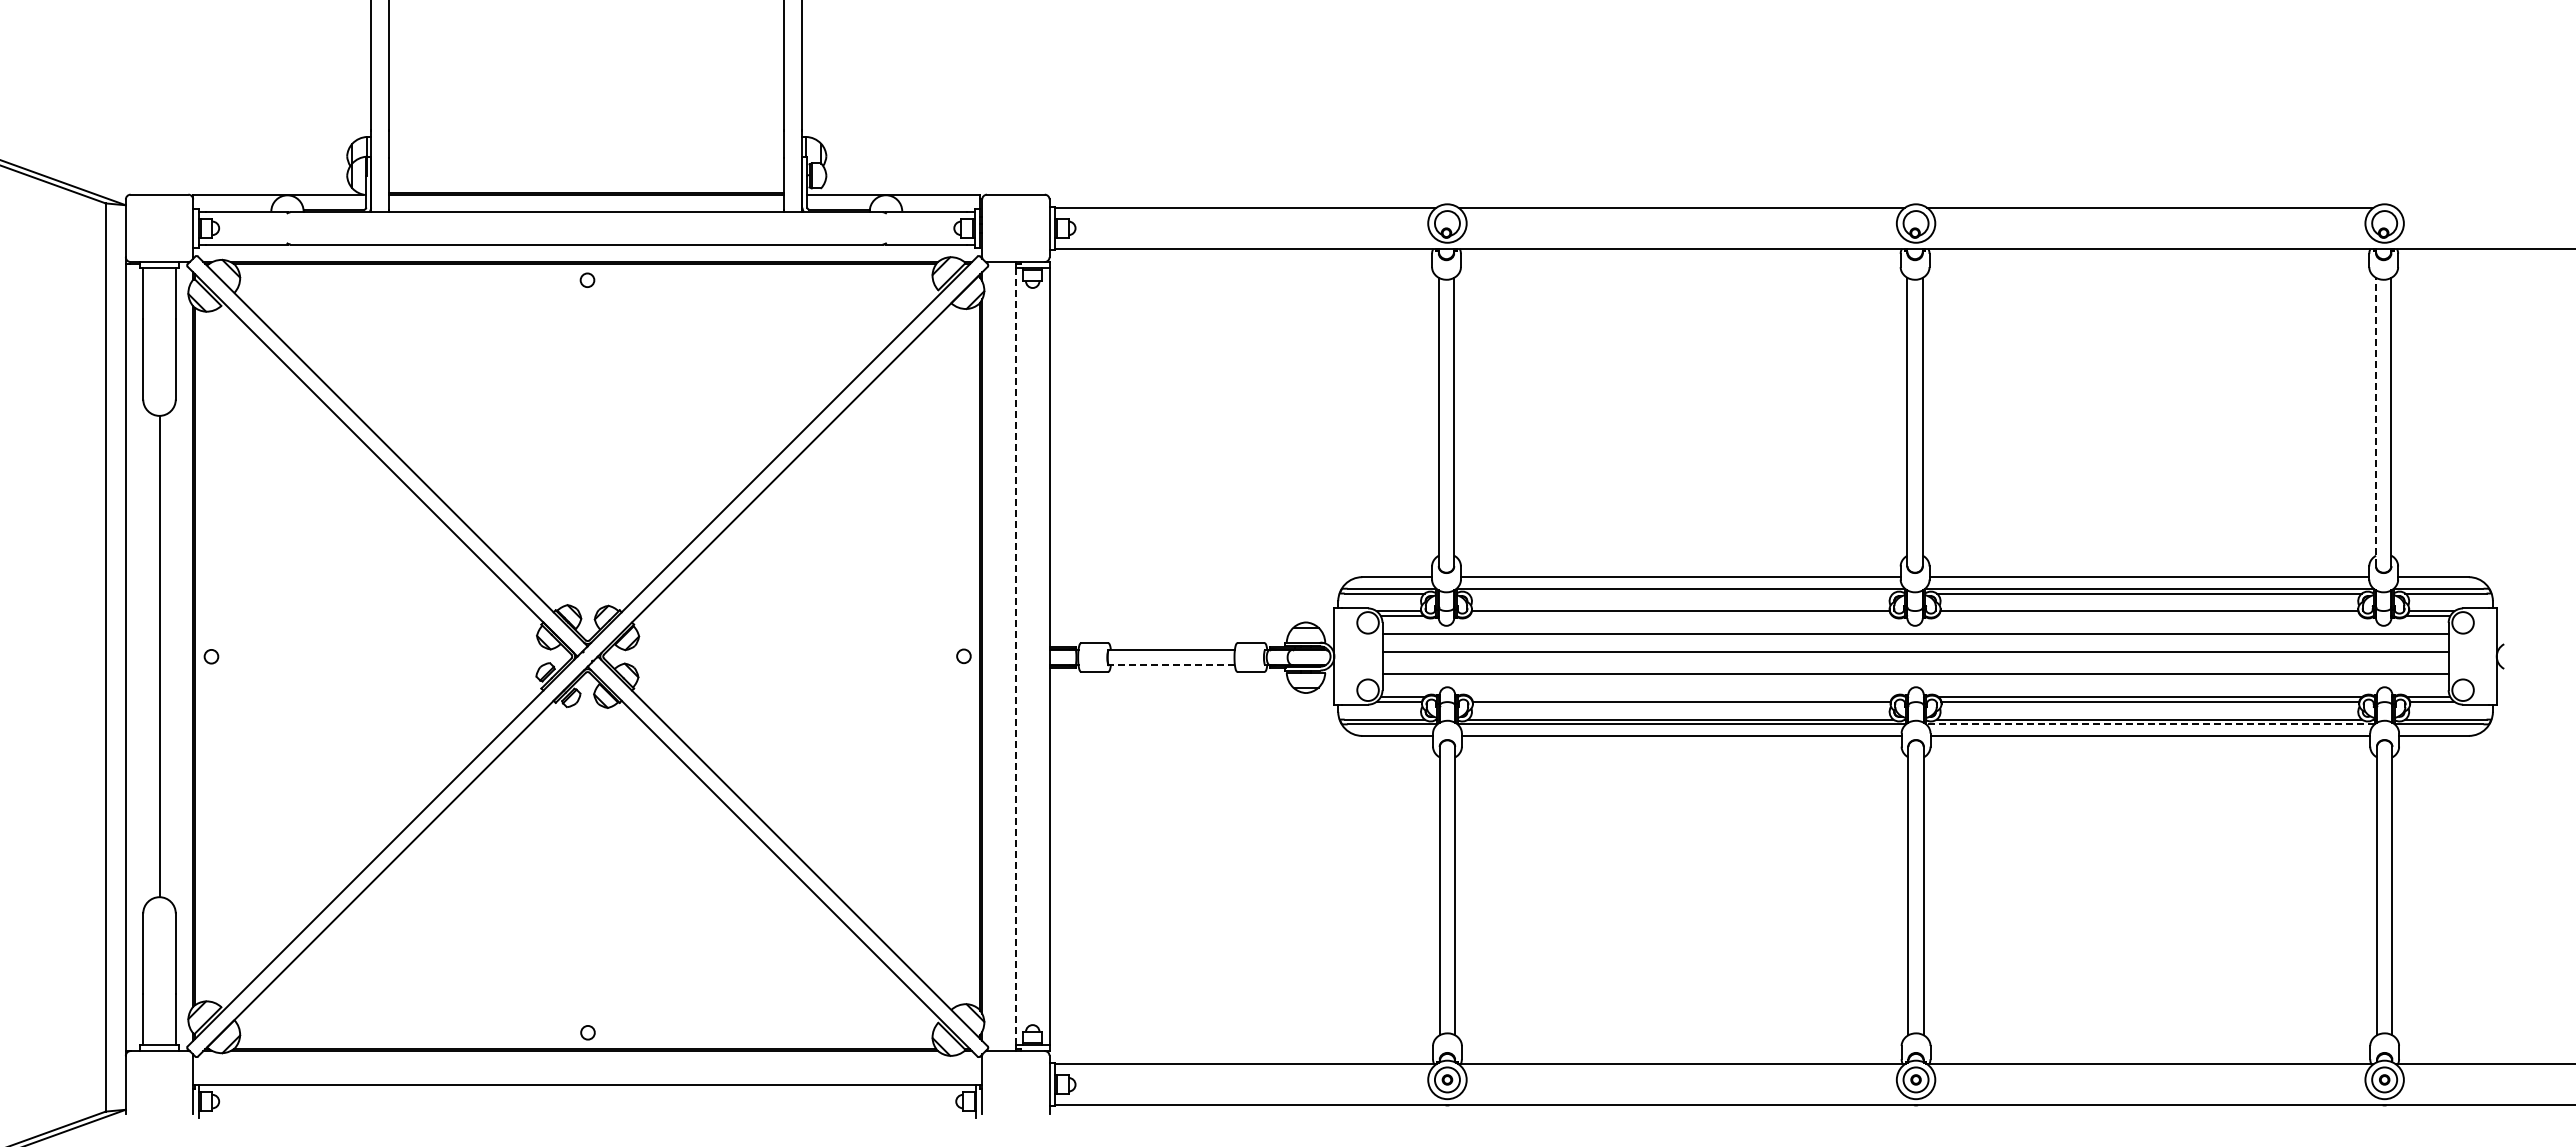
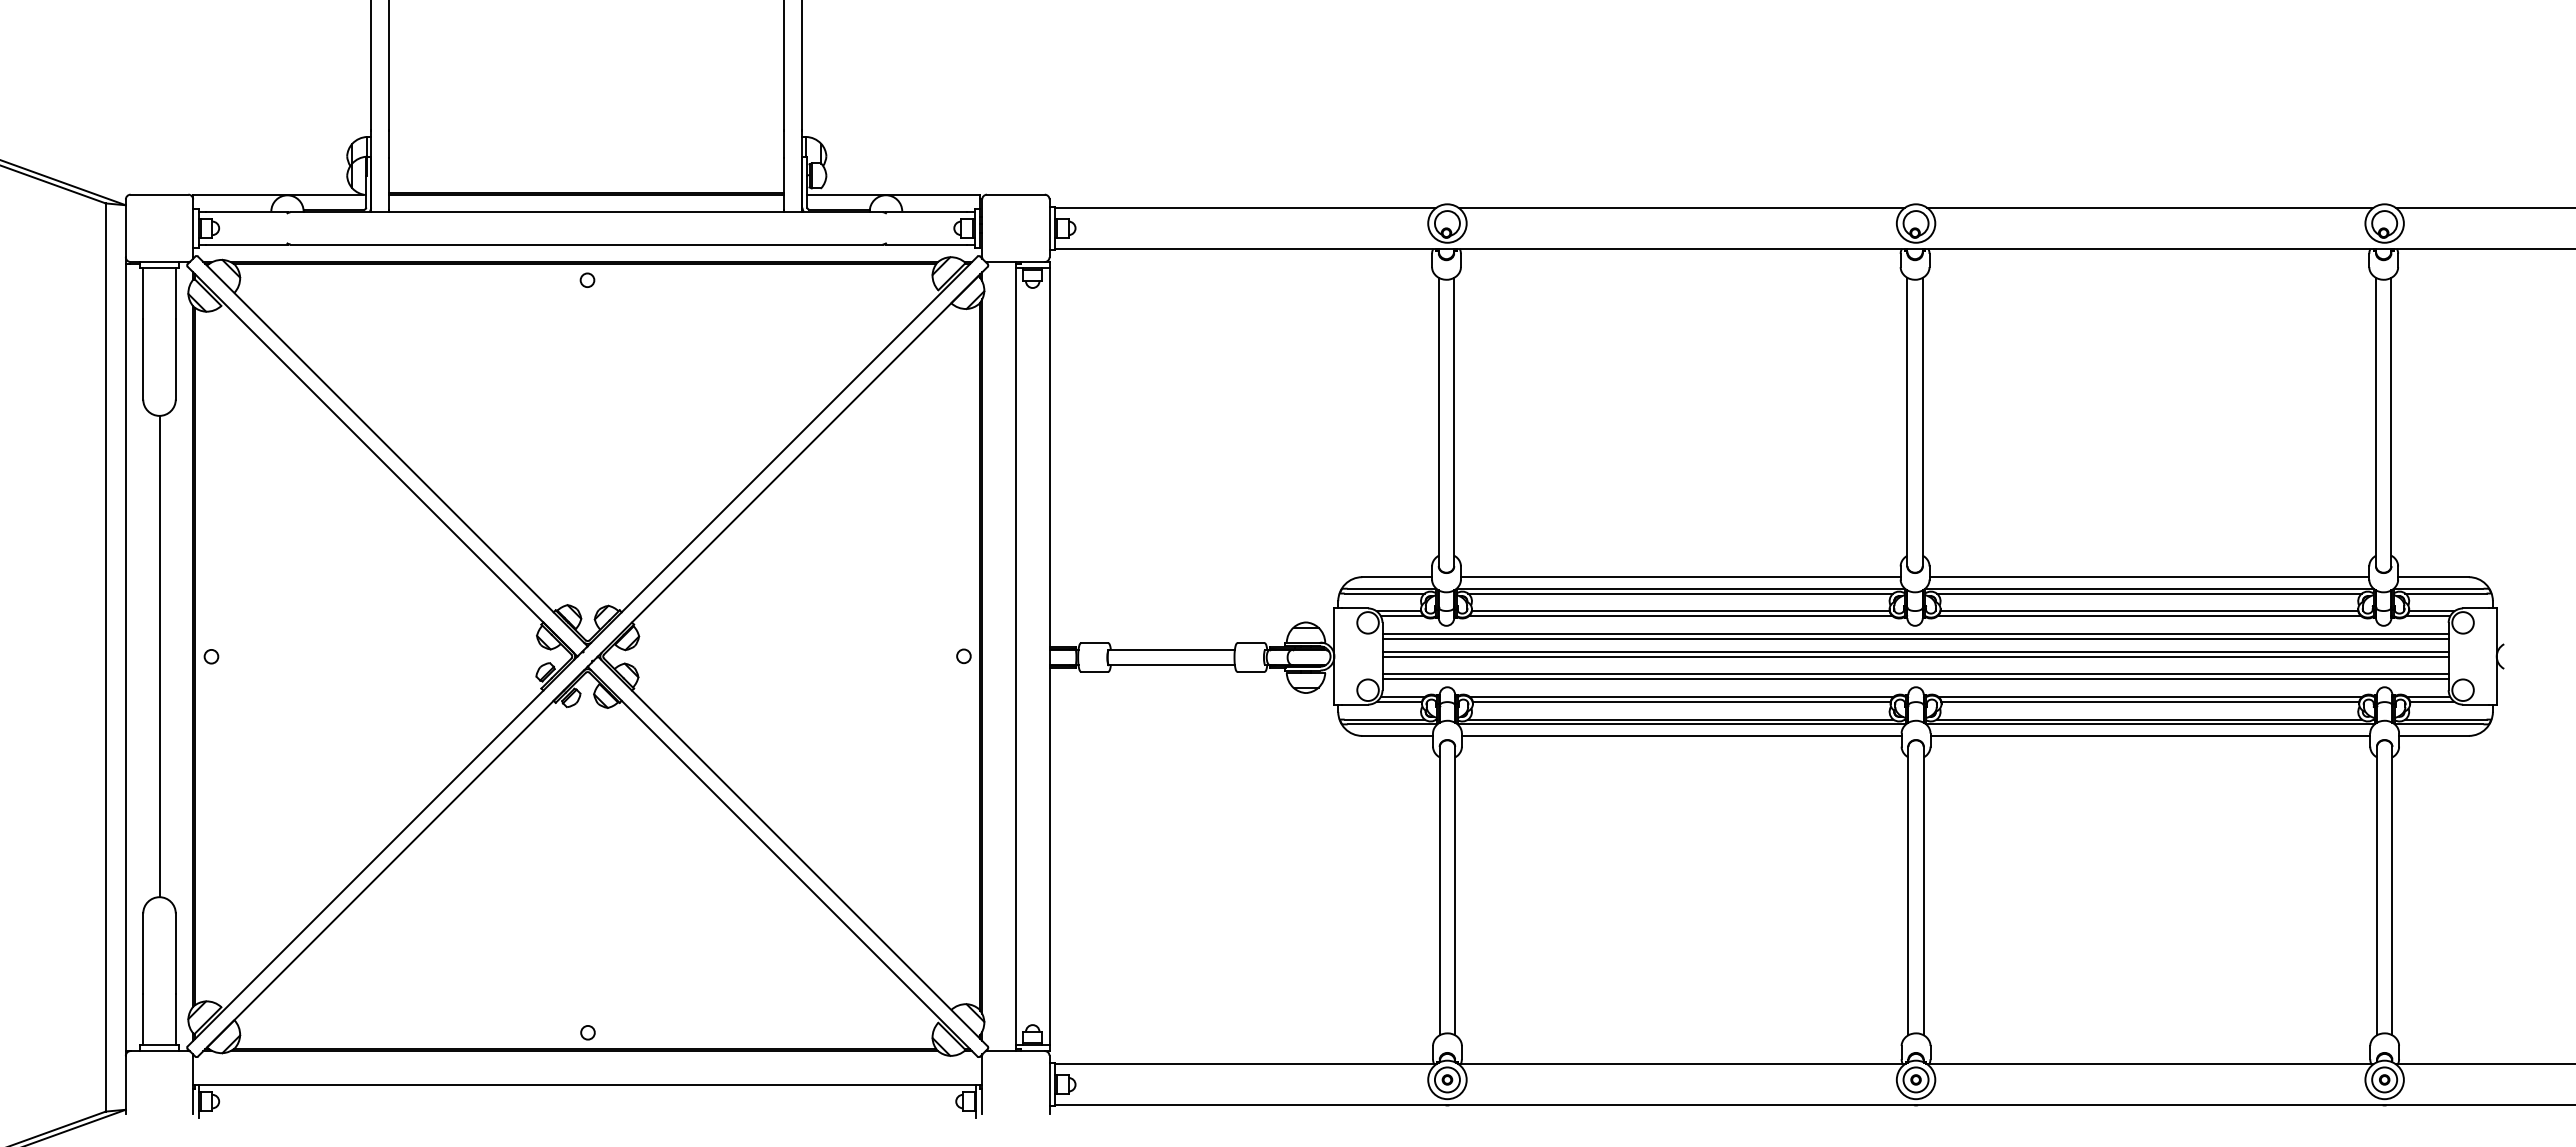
line: none -> present (2484, 207)
line: dashed -> solid (2376, 421)
line: none -> present (1680, 593)
line: none -> present (1680, 616)
line: none -> present (2149, 616)
line: none -> present (1915, 638)
line: dashed -> solid (1015, 656)
line: none -> present (1915, 656)
line: dashed -> solid (1171, 665)
line: none -> present (1915, 679)
line: none -> present (1681, 696)
line: dashed -> solid (2149, 724)
